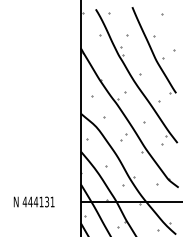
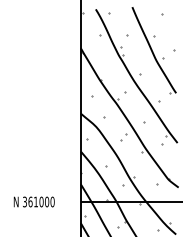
text: 444131 -> 361000 (38, 201)
